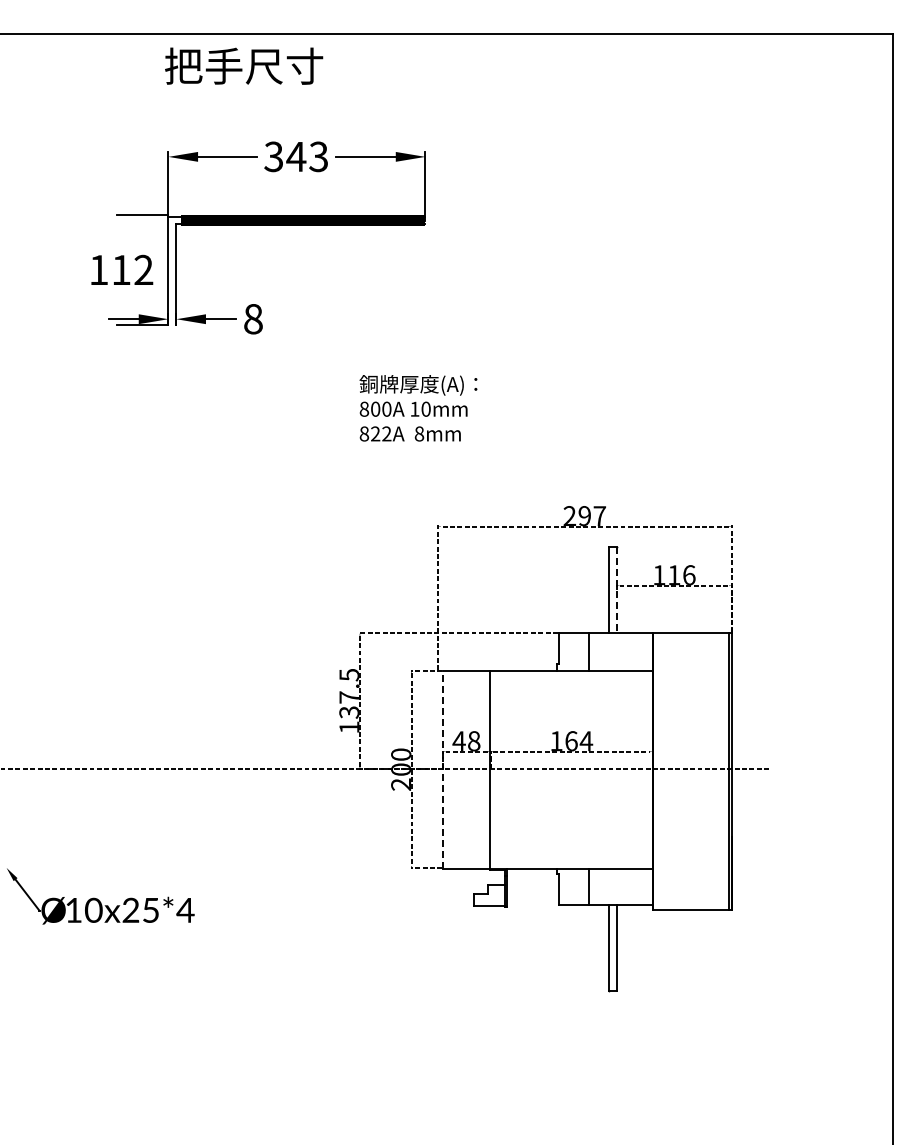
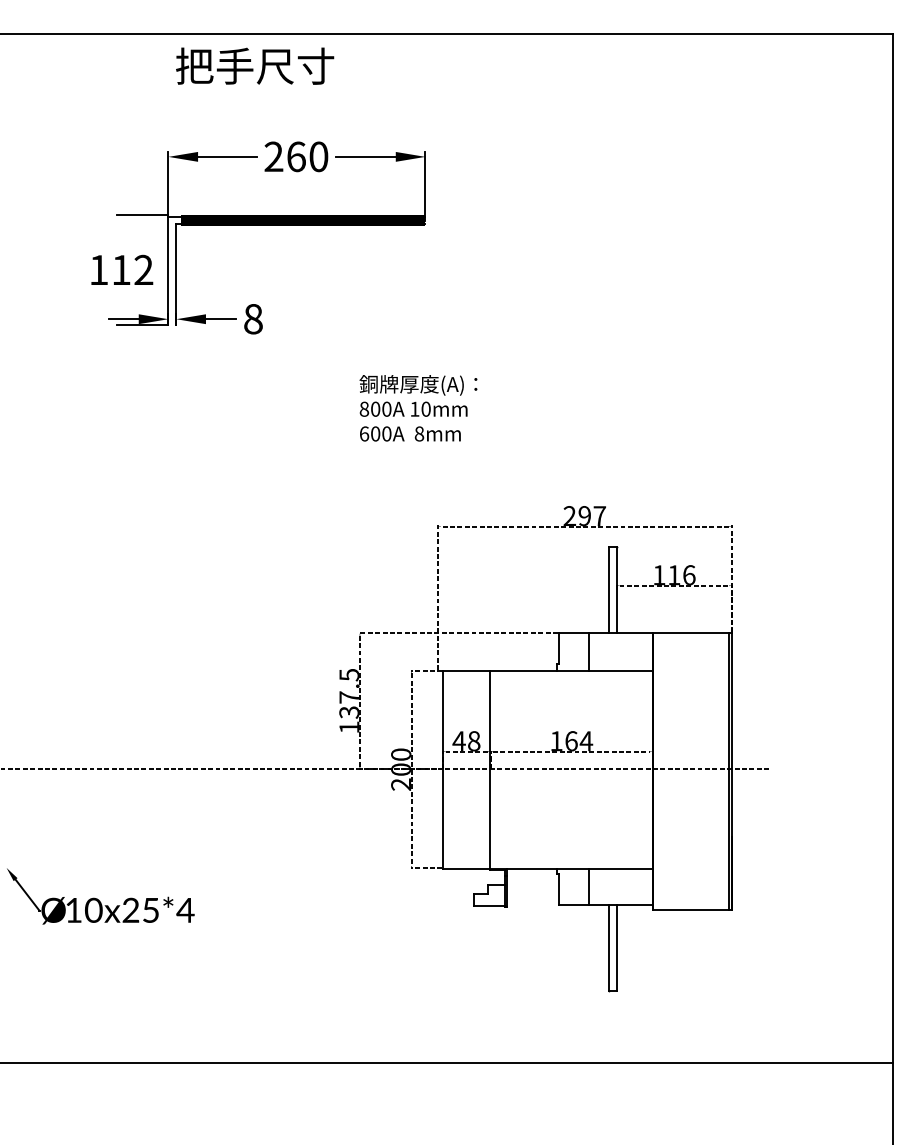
text position: (244, 65) -> (255, 65) (255, 65)
text: 343 -> 260 (296, 156)
text: 822A -> 600A (375, 433)
line: dashed -> solid (617, 590)
line: dashed -> solid (443, 769)
line: none -> present (447, 1062)
